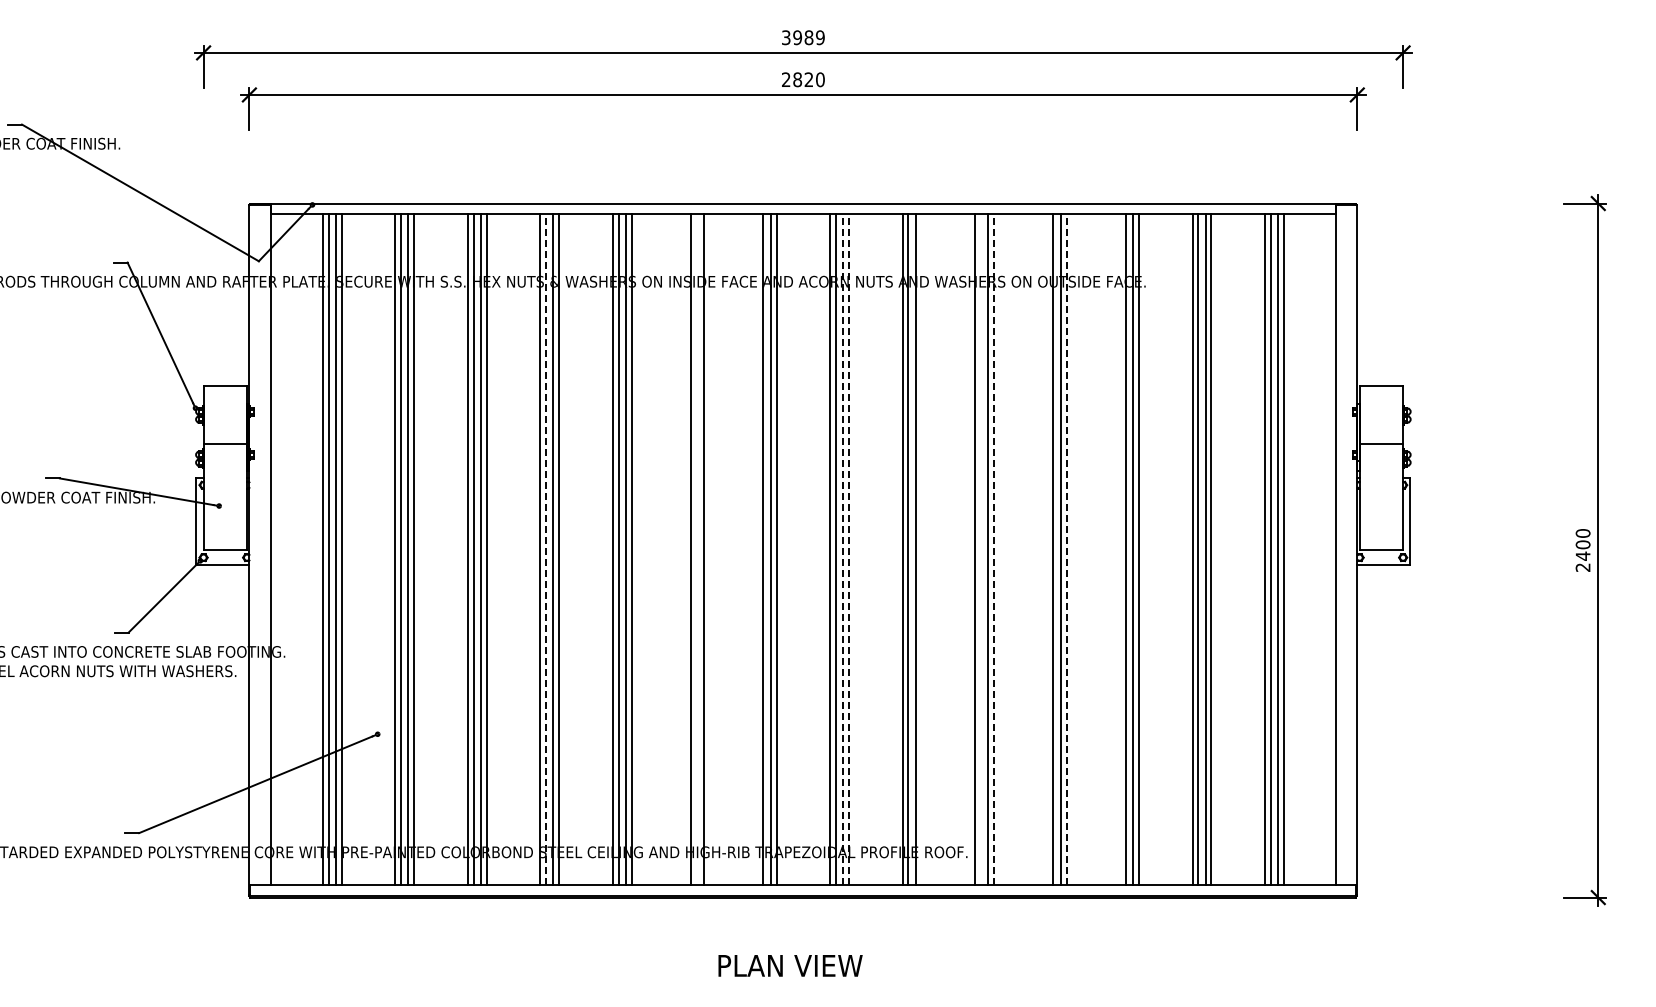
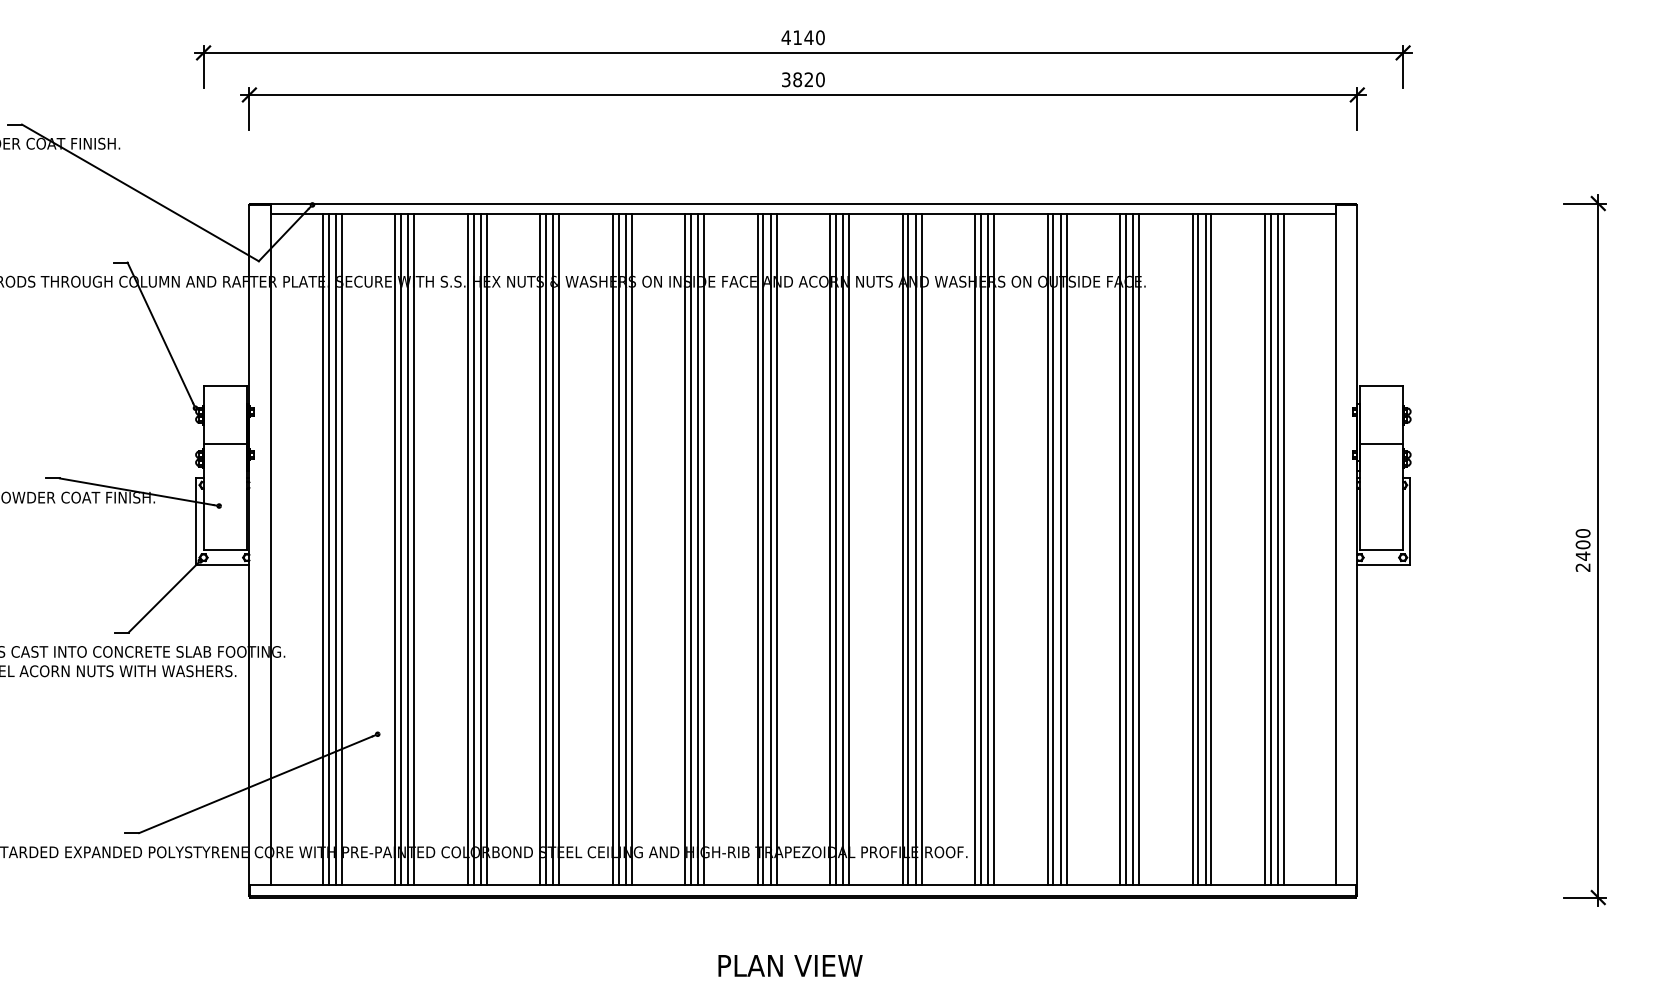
text: 3989 -> 4140 (802, 37)
text: 2820 -> 3820 (786, 80)
line: dashed -> solid (546, 548)
line: none -> present (685, 548)
line: none -> present (698, 548)
line: none -> present (757, 548)
line: dashed -> solid (843, 548)
line: dashed -> solid (849, 548)
line: none -> present (921, 548)
line: none -> present (980, 548)
line: dashed -> solid (994, 548)
line: none -> present (1047, 548)
line: dashed -> solid (1066, 548)
line: none -> present (1120, 548)
